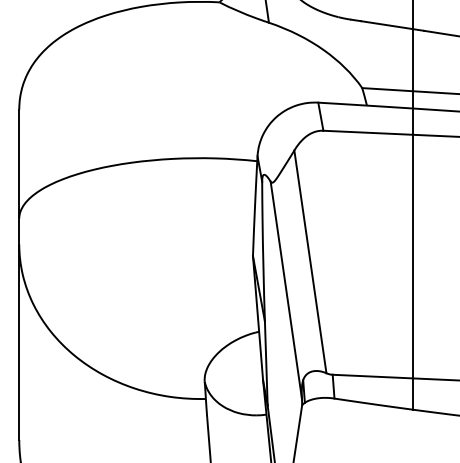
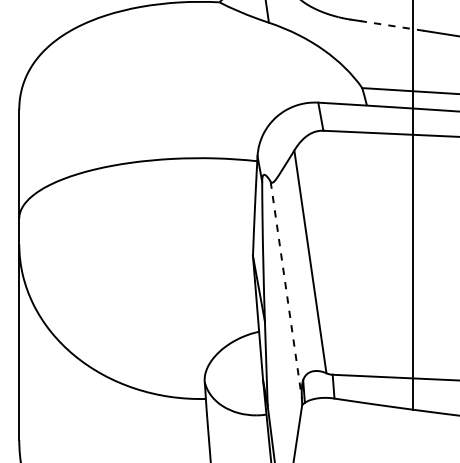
line: solid -> dashed (392, 26)
line: solid -> dashed (286, 290)
